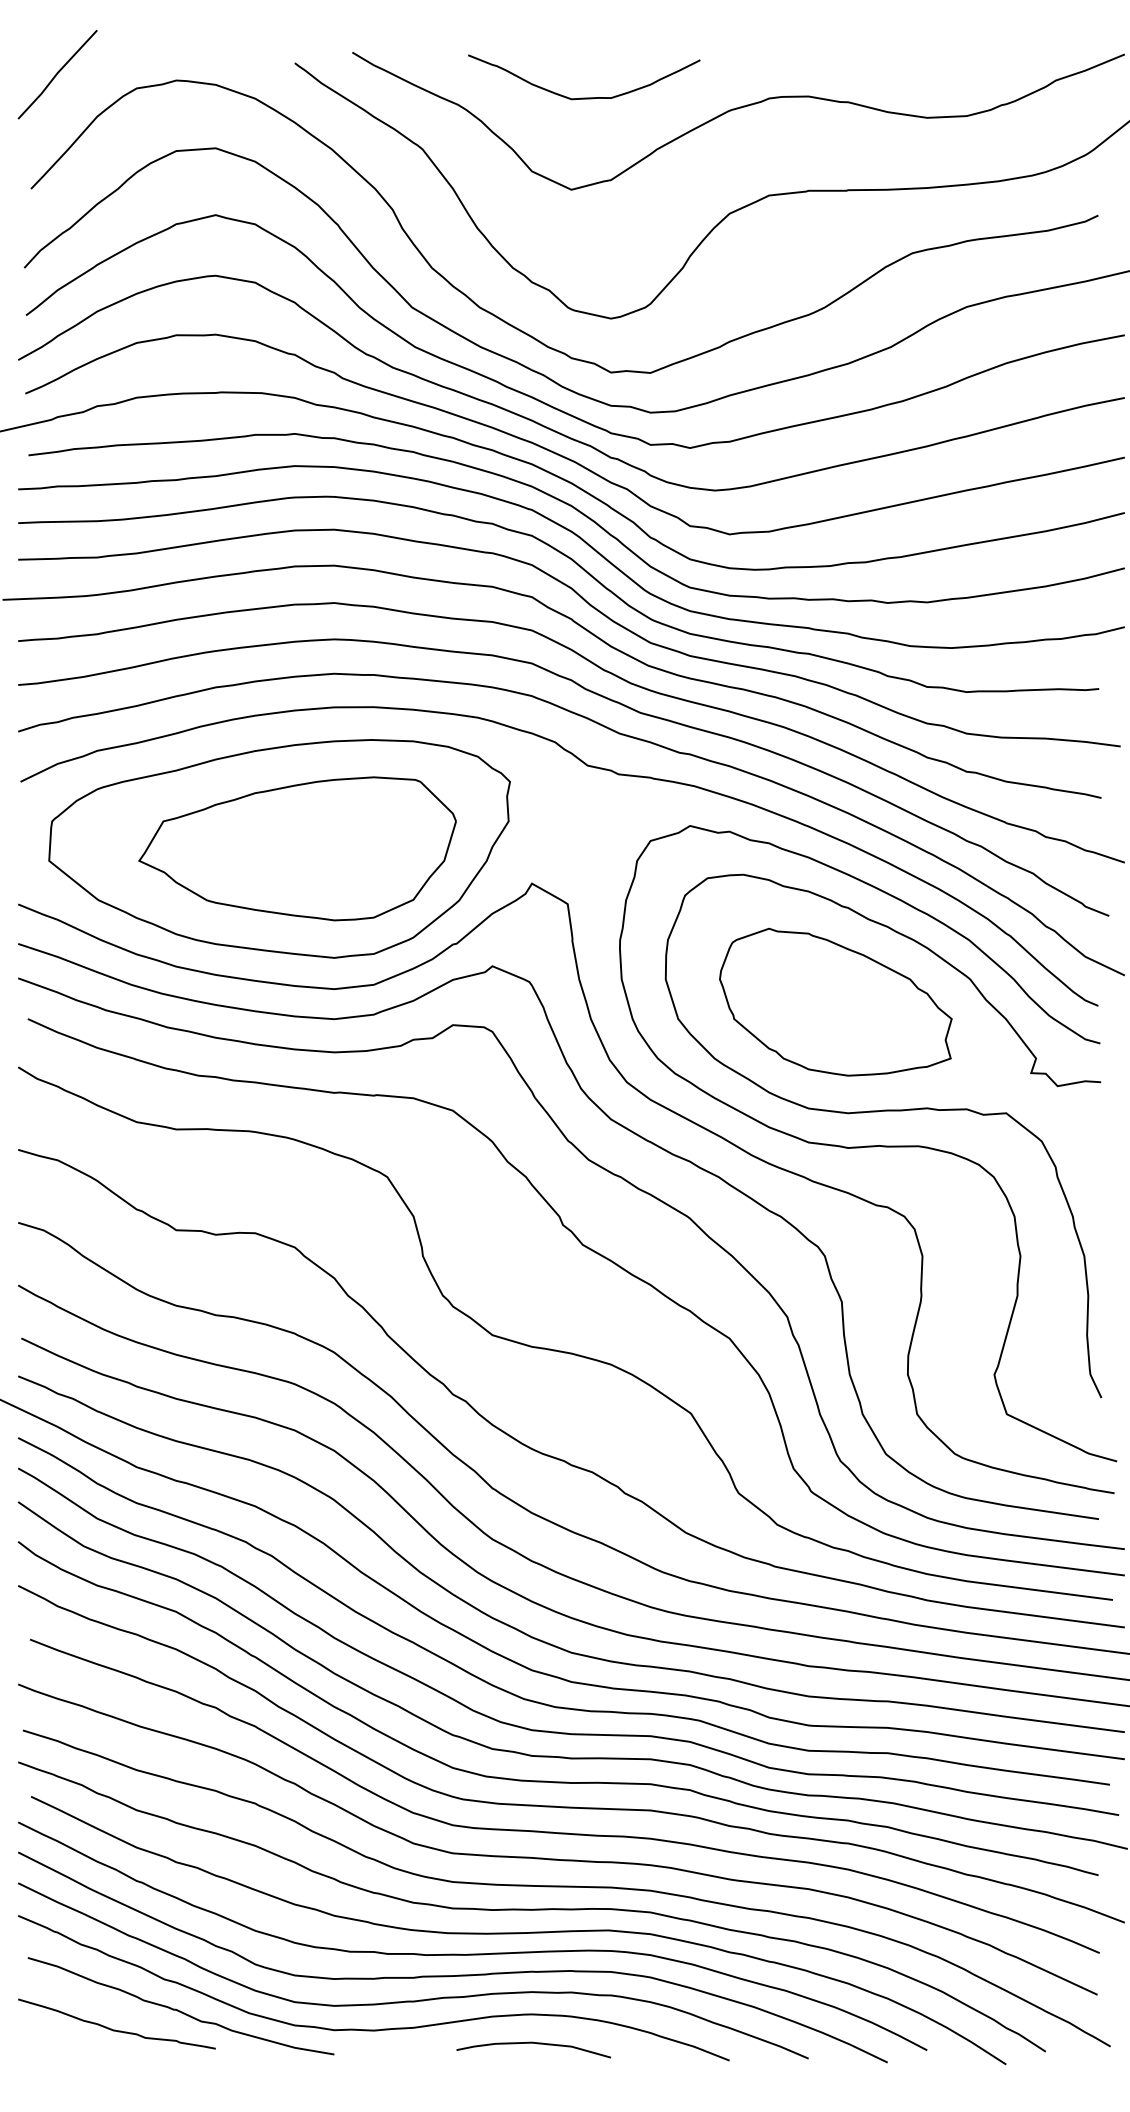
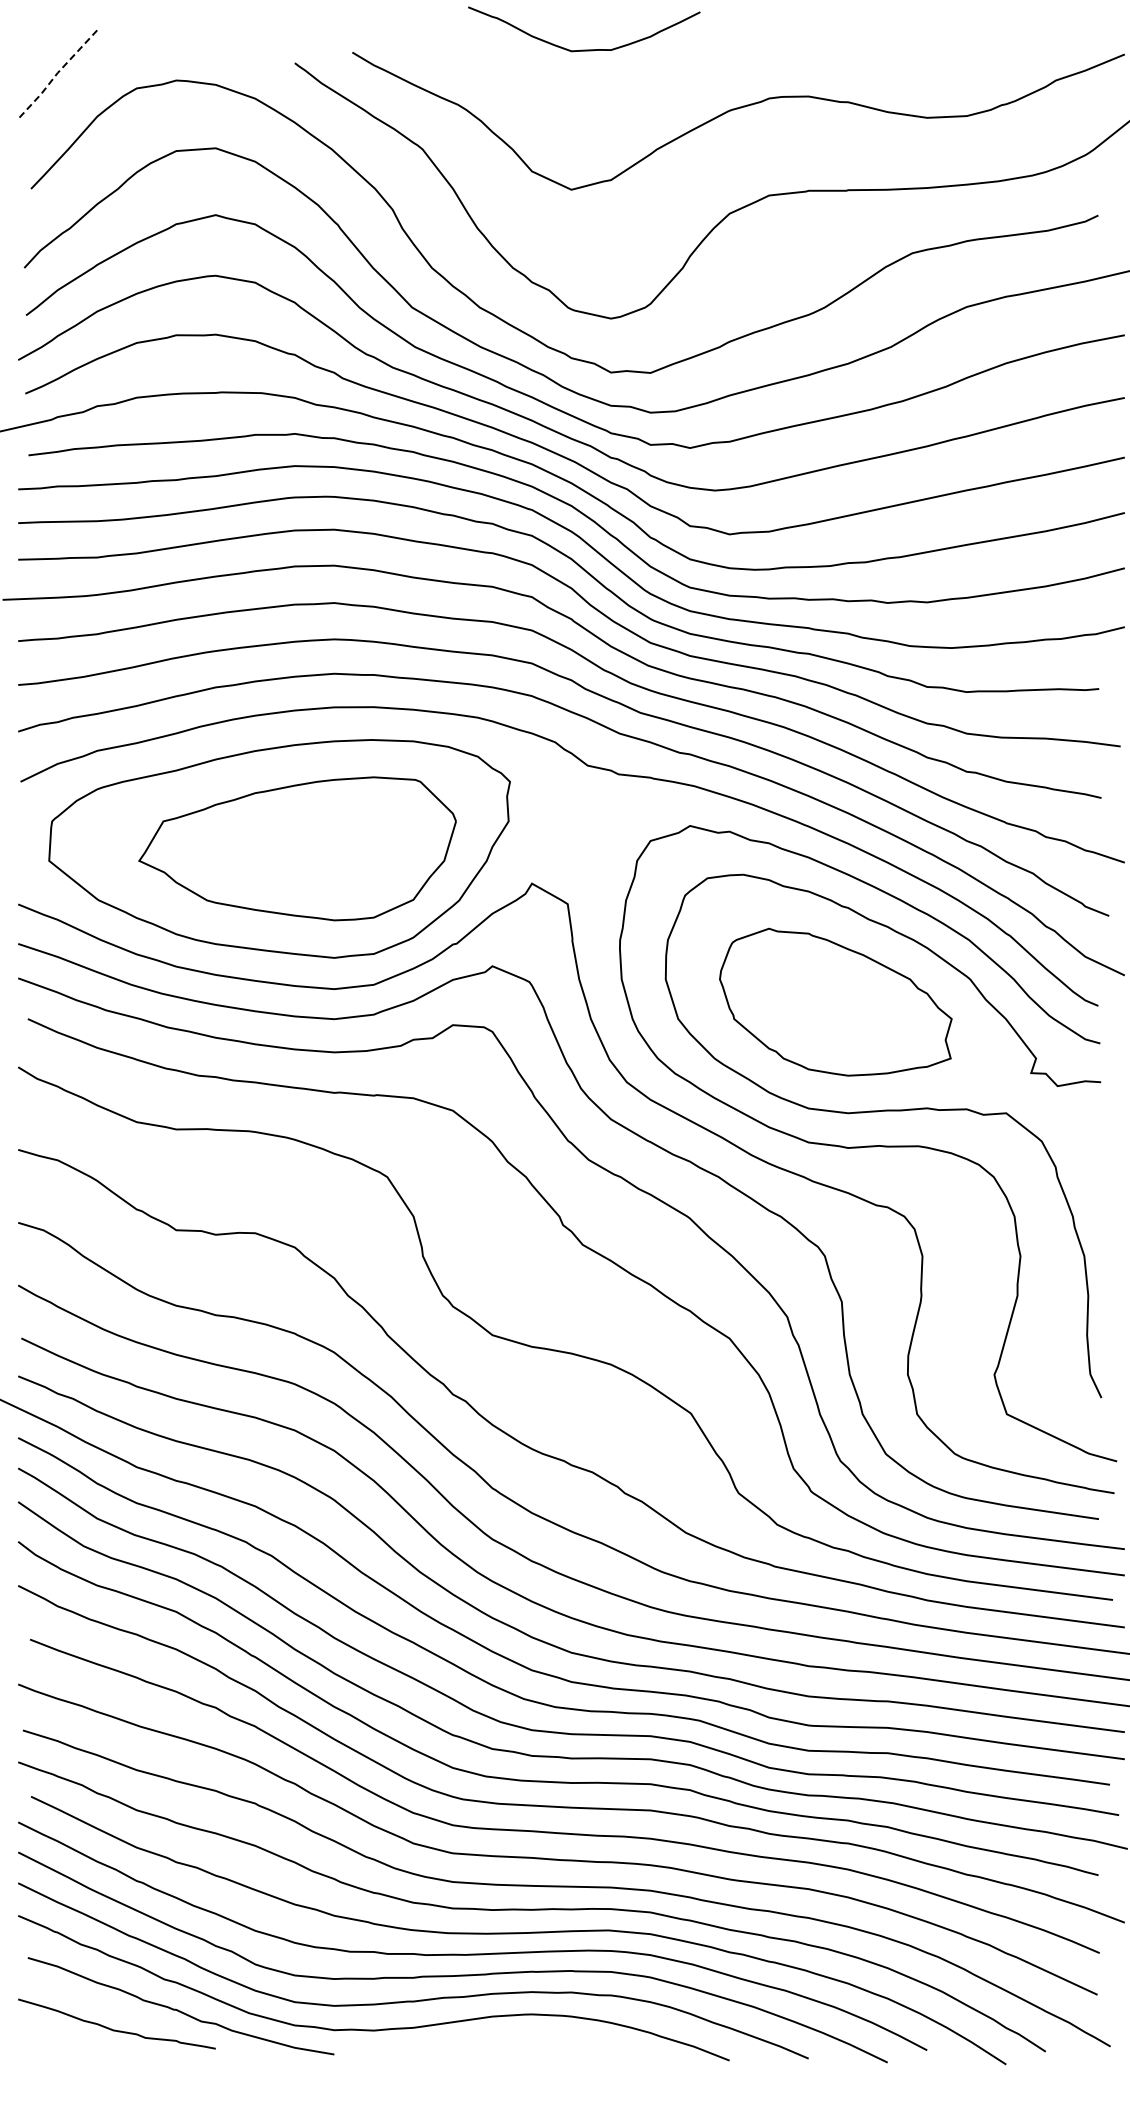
line: solid -> dashed (56, 74)
curve position: (584, 97) -> (584, 49) (584, 49)
curve: present -> none (533, 2043)
